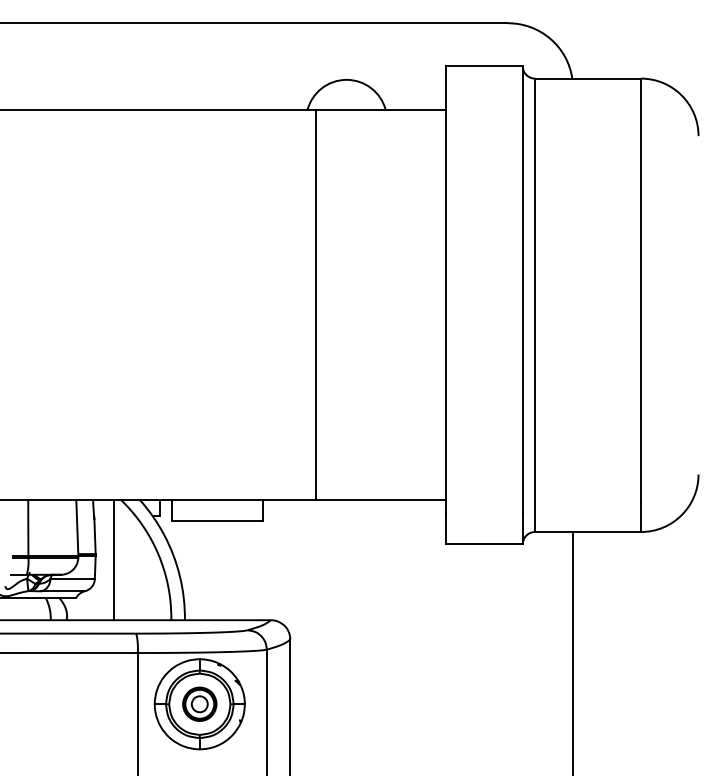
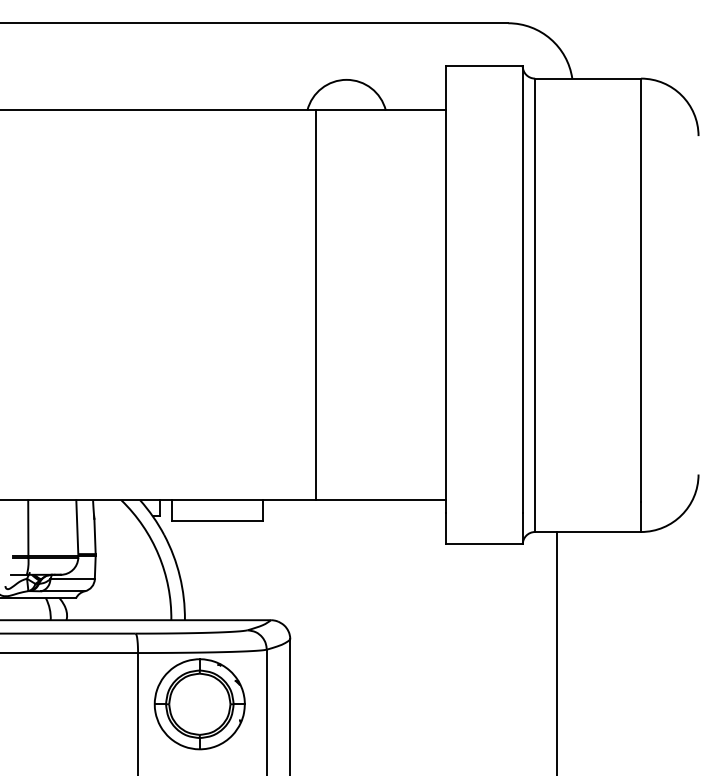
line: present -> none (113, 560)
line position: (572, 652) -> (556, 652) (556, 652)
part: present -> none (199, 703)
